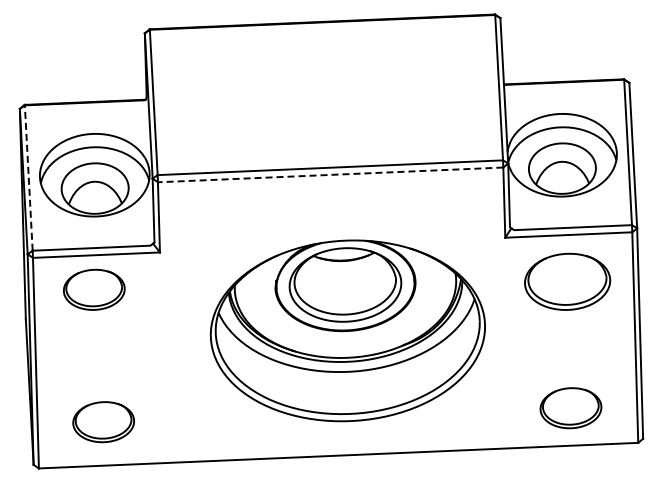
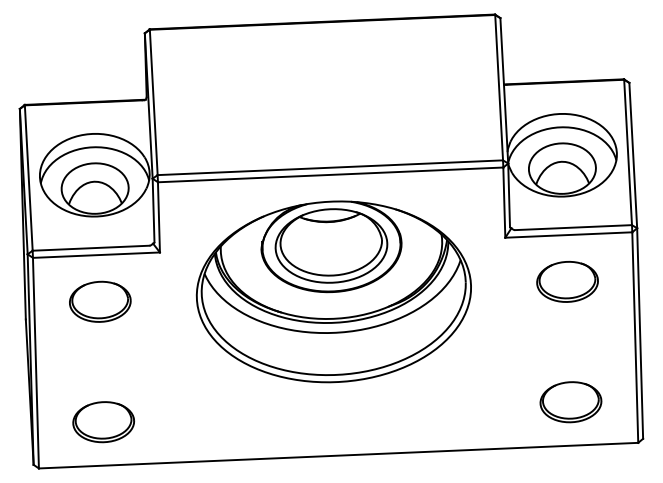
line: dashed -> solid (330, 174)
line: dashed -> solid (28, 178)
part size: 88x59 px -> 63x42 px (567, 281)
part position: (94, 289) -> (100, 301) (100, 301)
part position: (347, 330) -> (333, 291) (333, 291)
part position: (570, 408) -> (570, 402) (570, 402)
